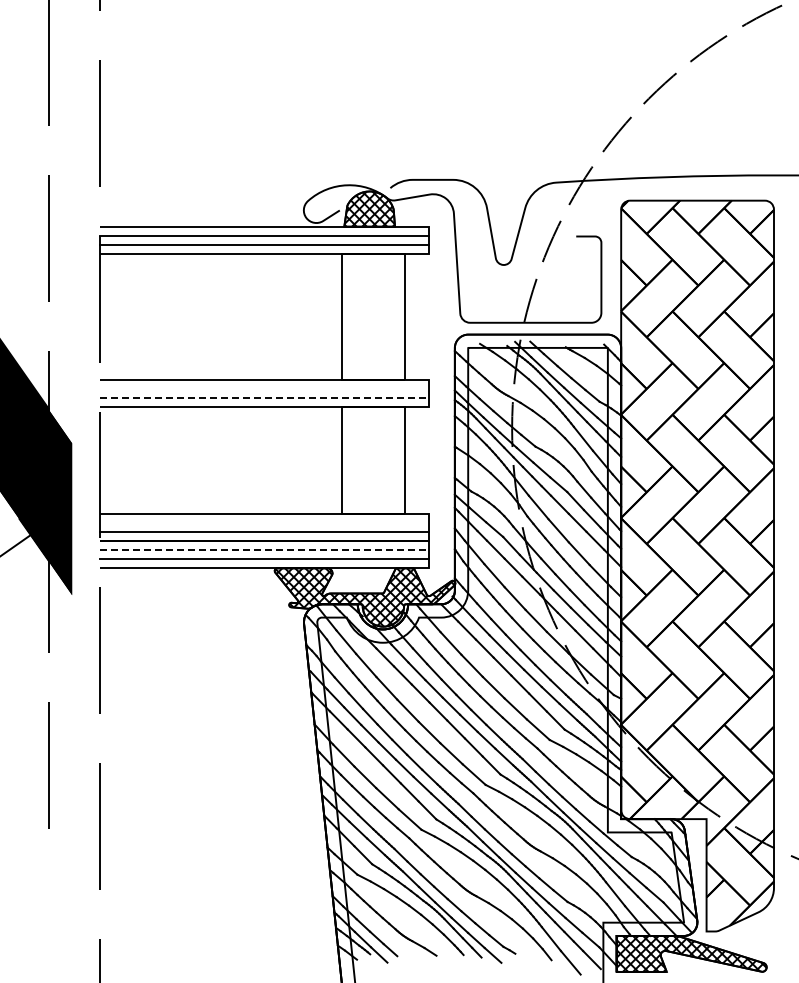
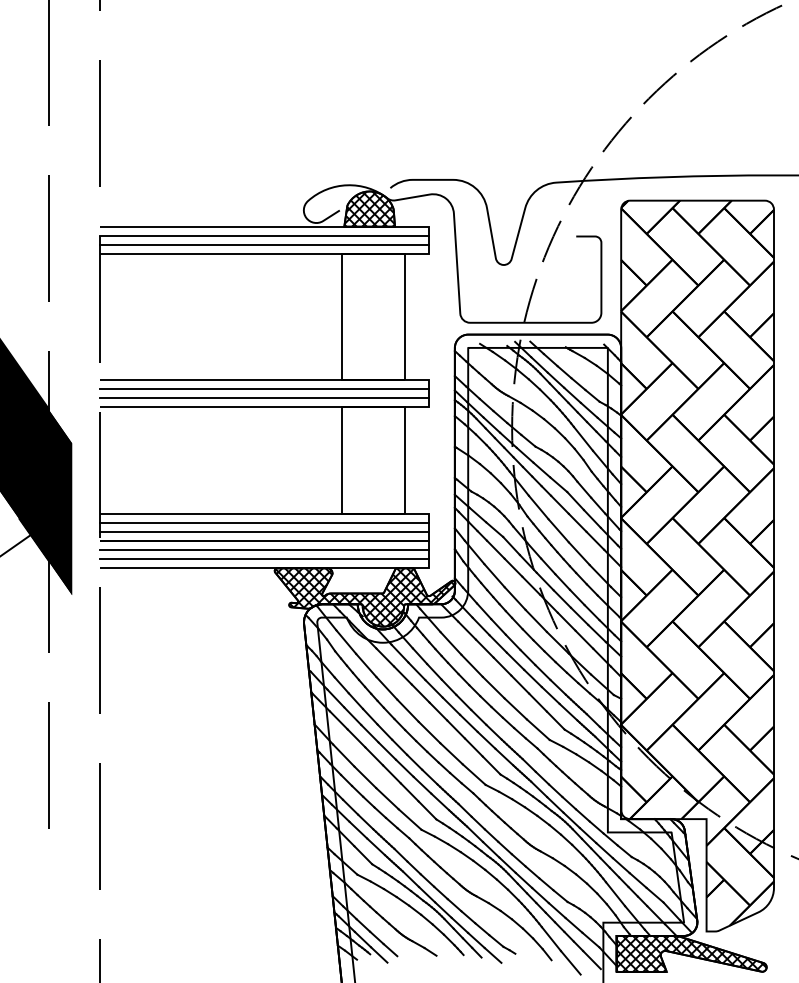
line: none -> present (263, 388)
line: dashed -> solid (264, 397)
line: none -> present (263, 523)
line: dashed -> solid (264, 550)
